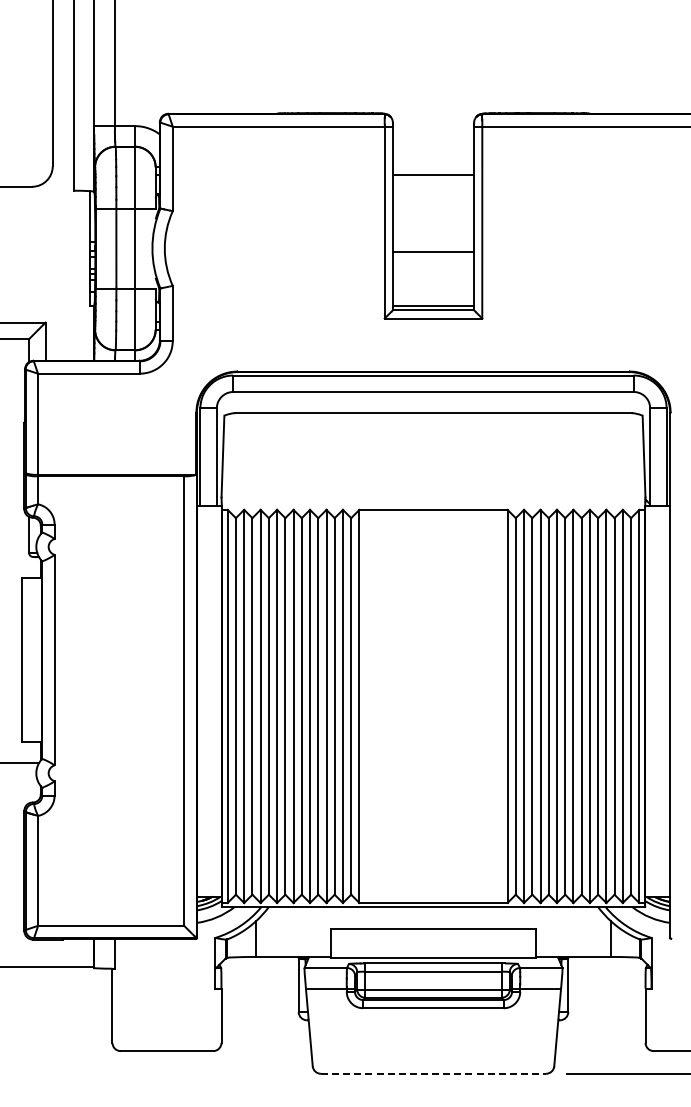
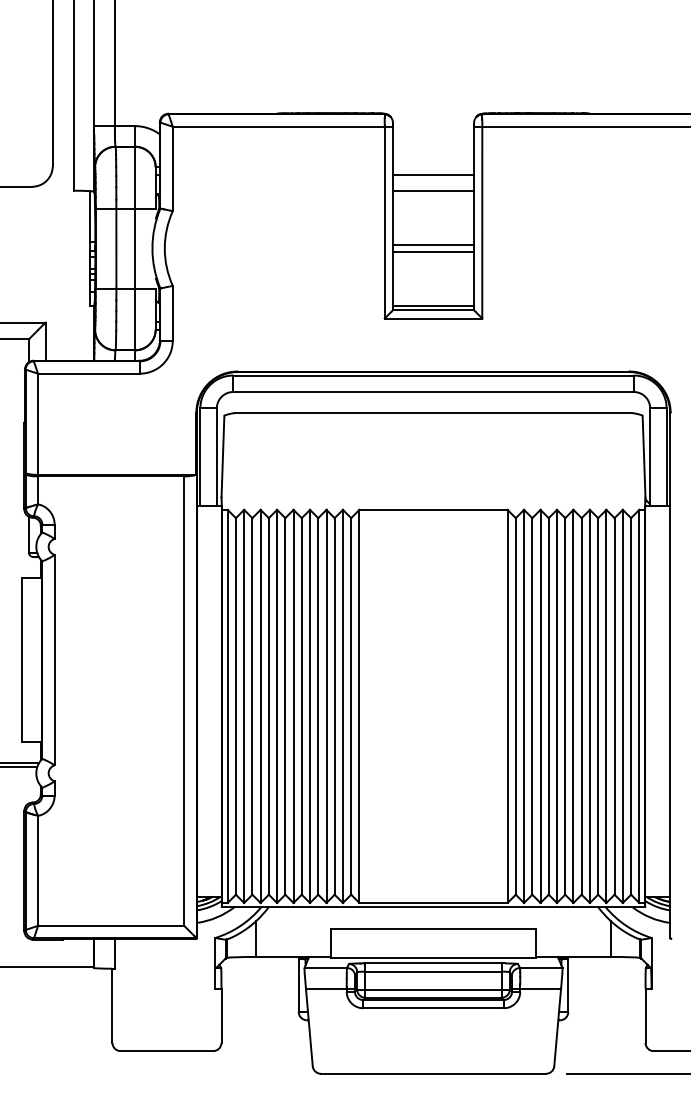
line: none -> present (433, 191)
line: none -> present (433, 244)
line: none -> present (19, 767)
line: dashed -> solid (433, 1073)
